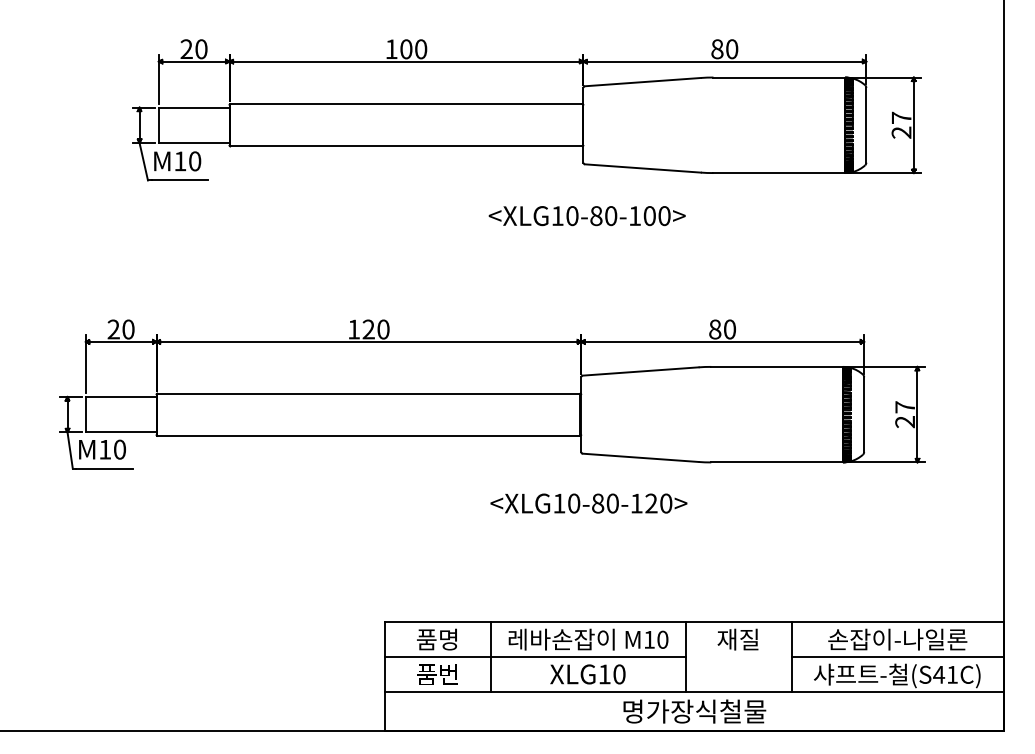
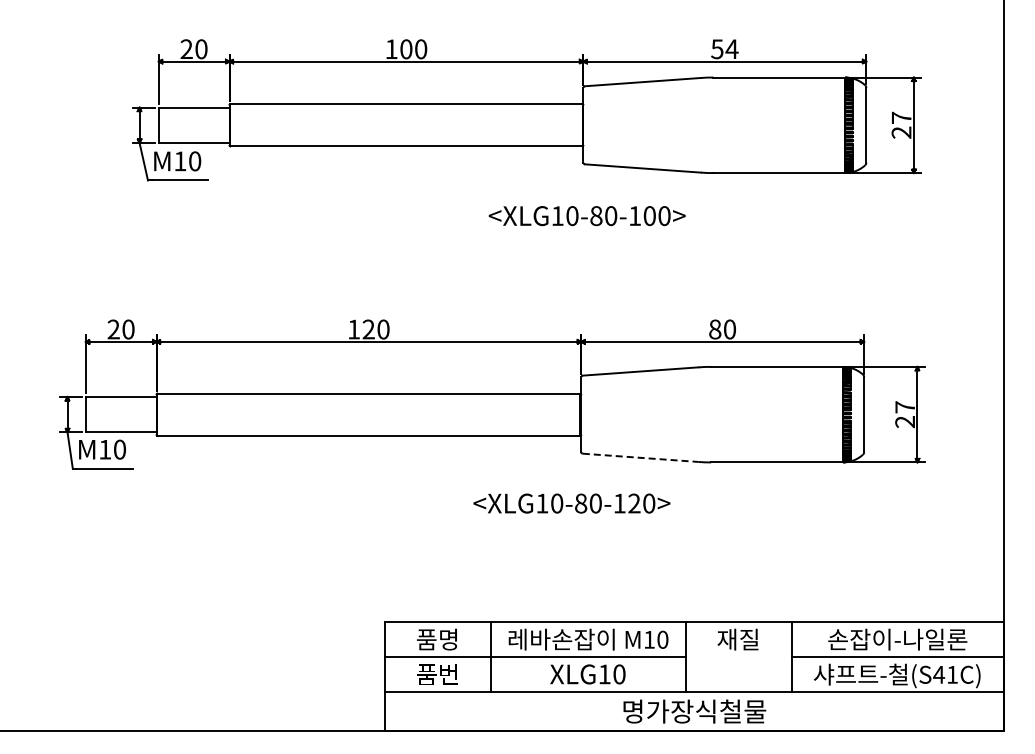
text: 80 -> 54 (724, 49)
line: solid -> dashed (641, 457)
text position: (588, 503) -> (571, 503) (571, 503)
